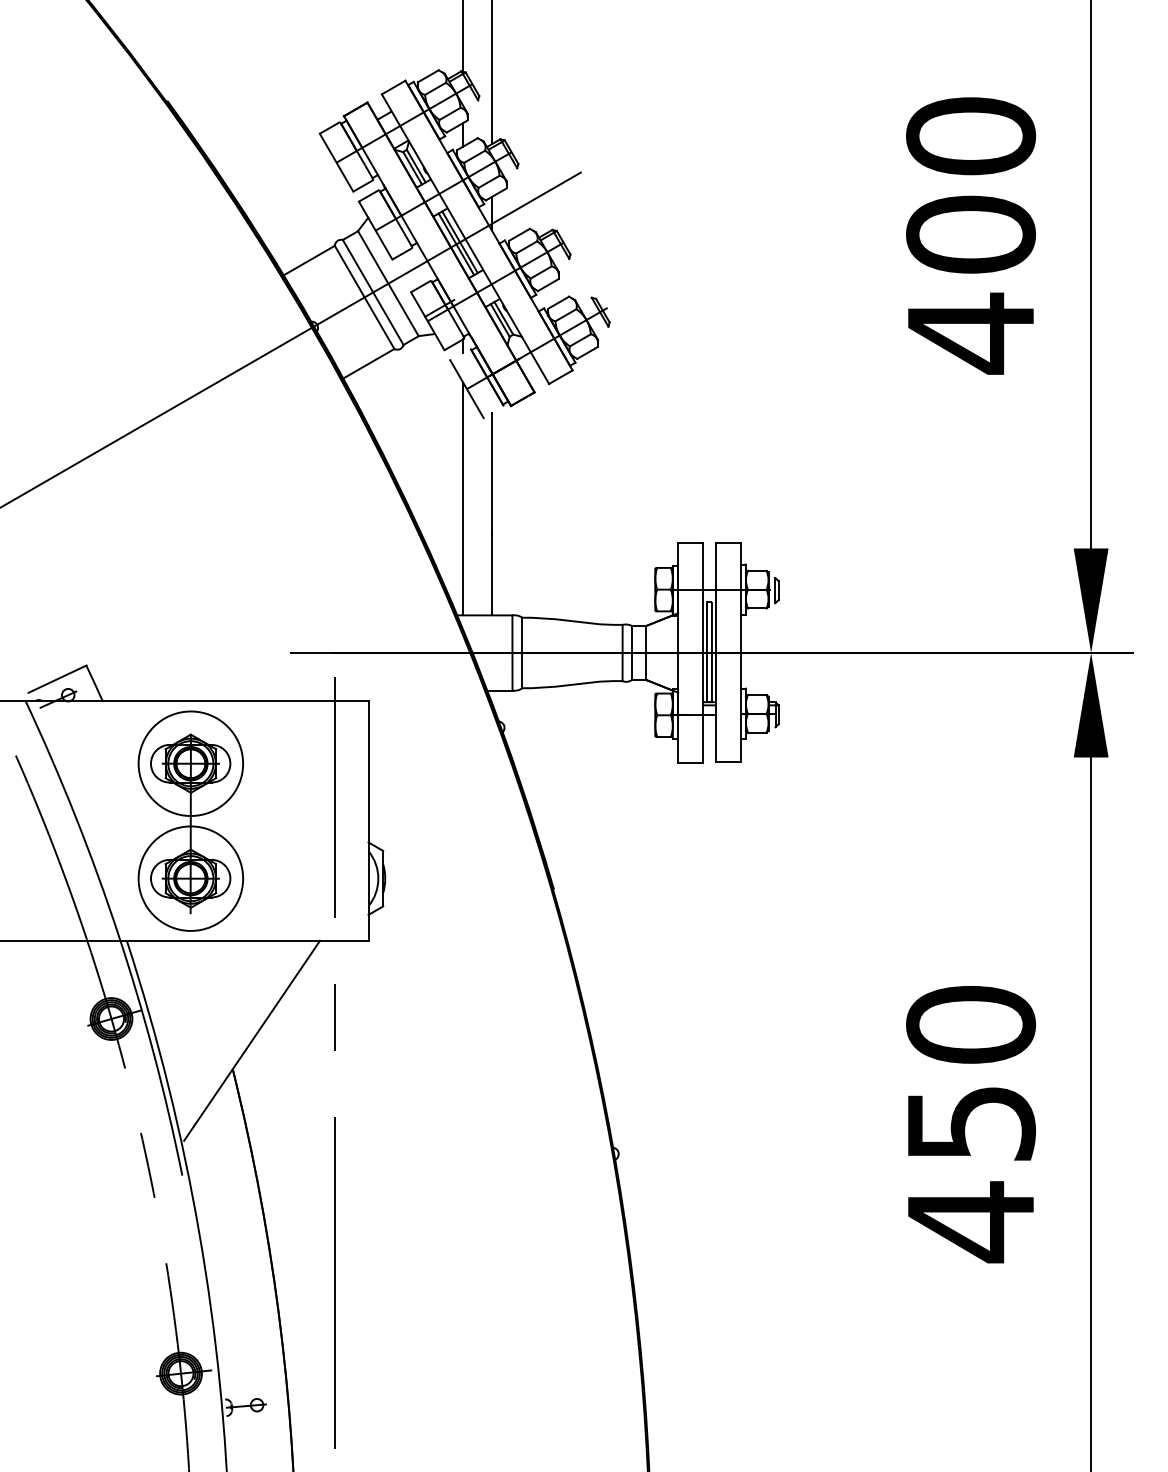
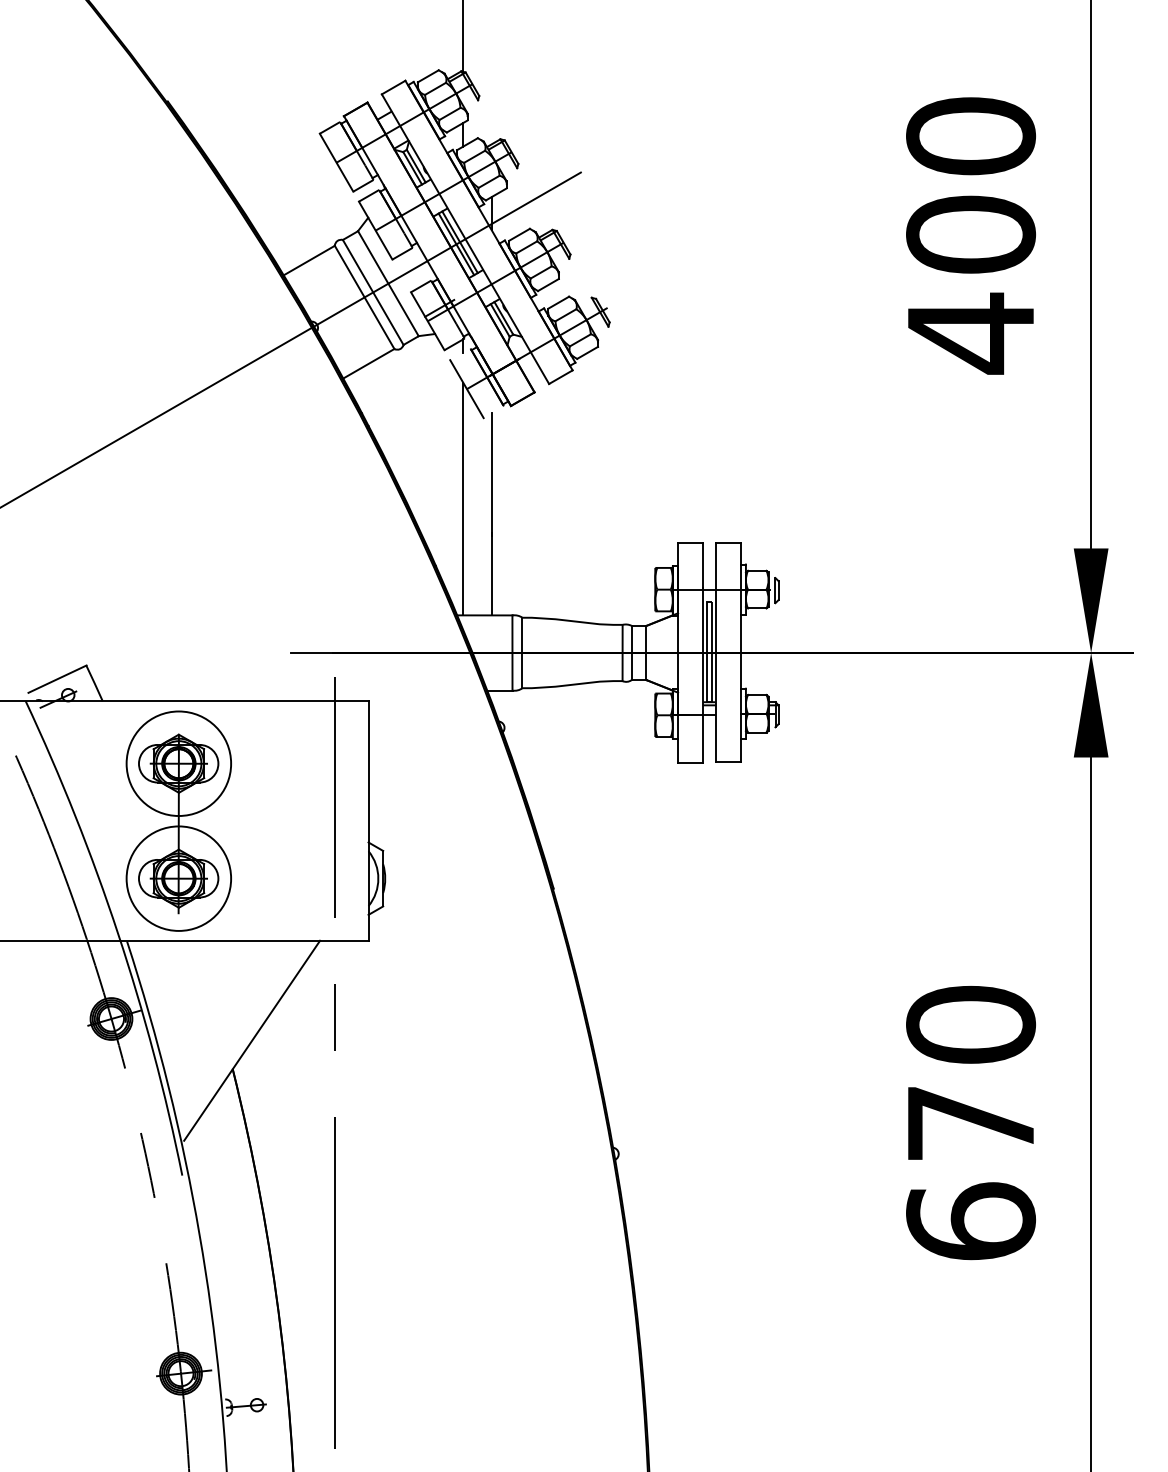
line: present -> none (491, 73)
part position: (190, 820) -> (178, 820) (178, 820)
text: 450 -> 670 (971, 1175)
